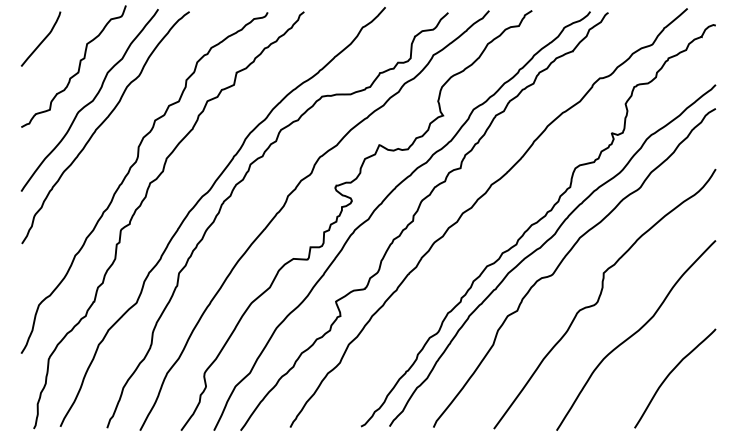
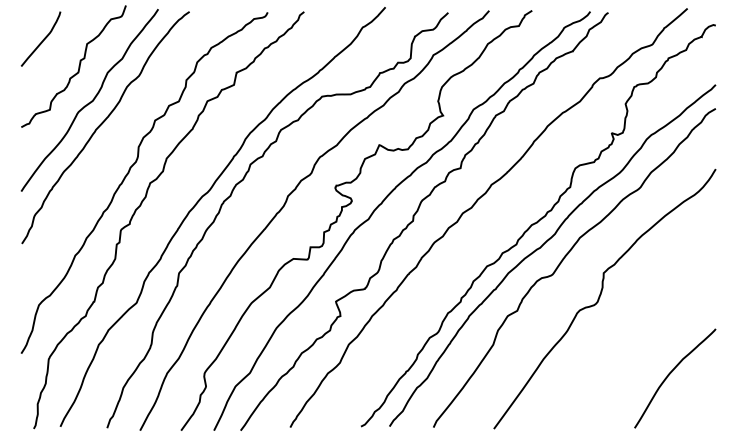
curve: present -> none (635, 334)
